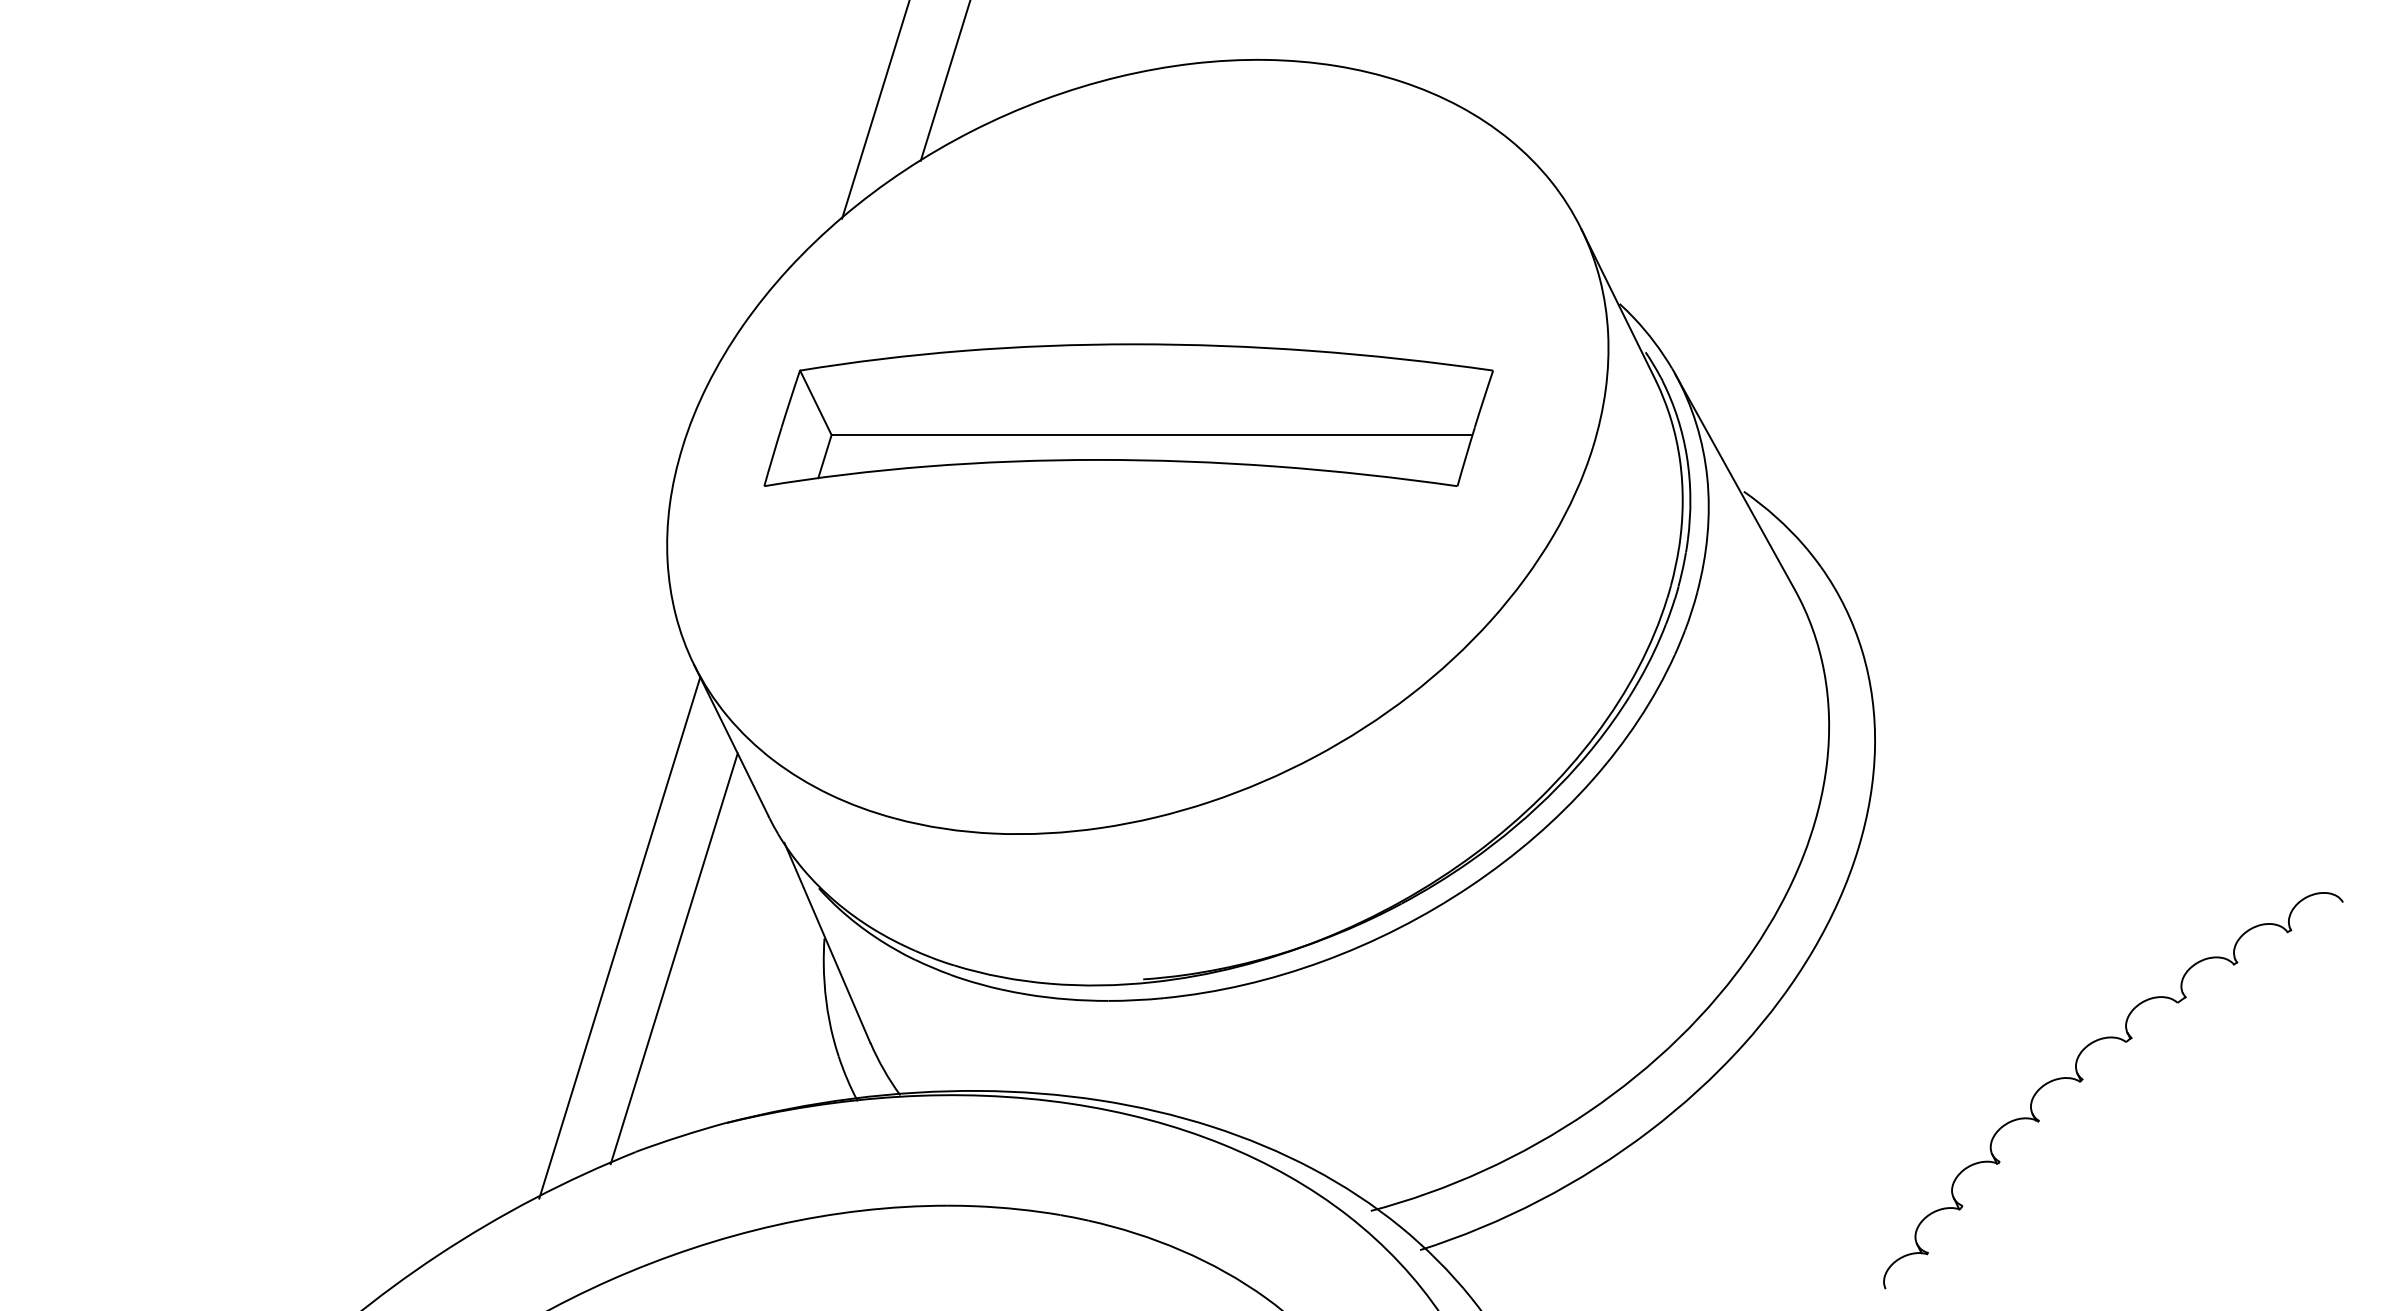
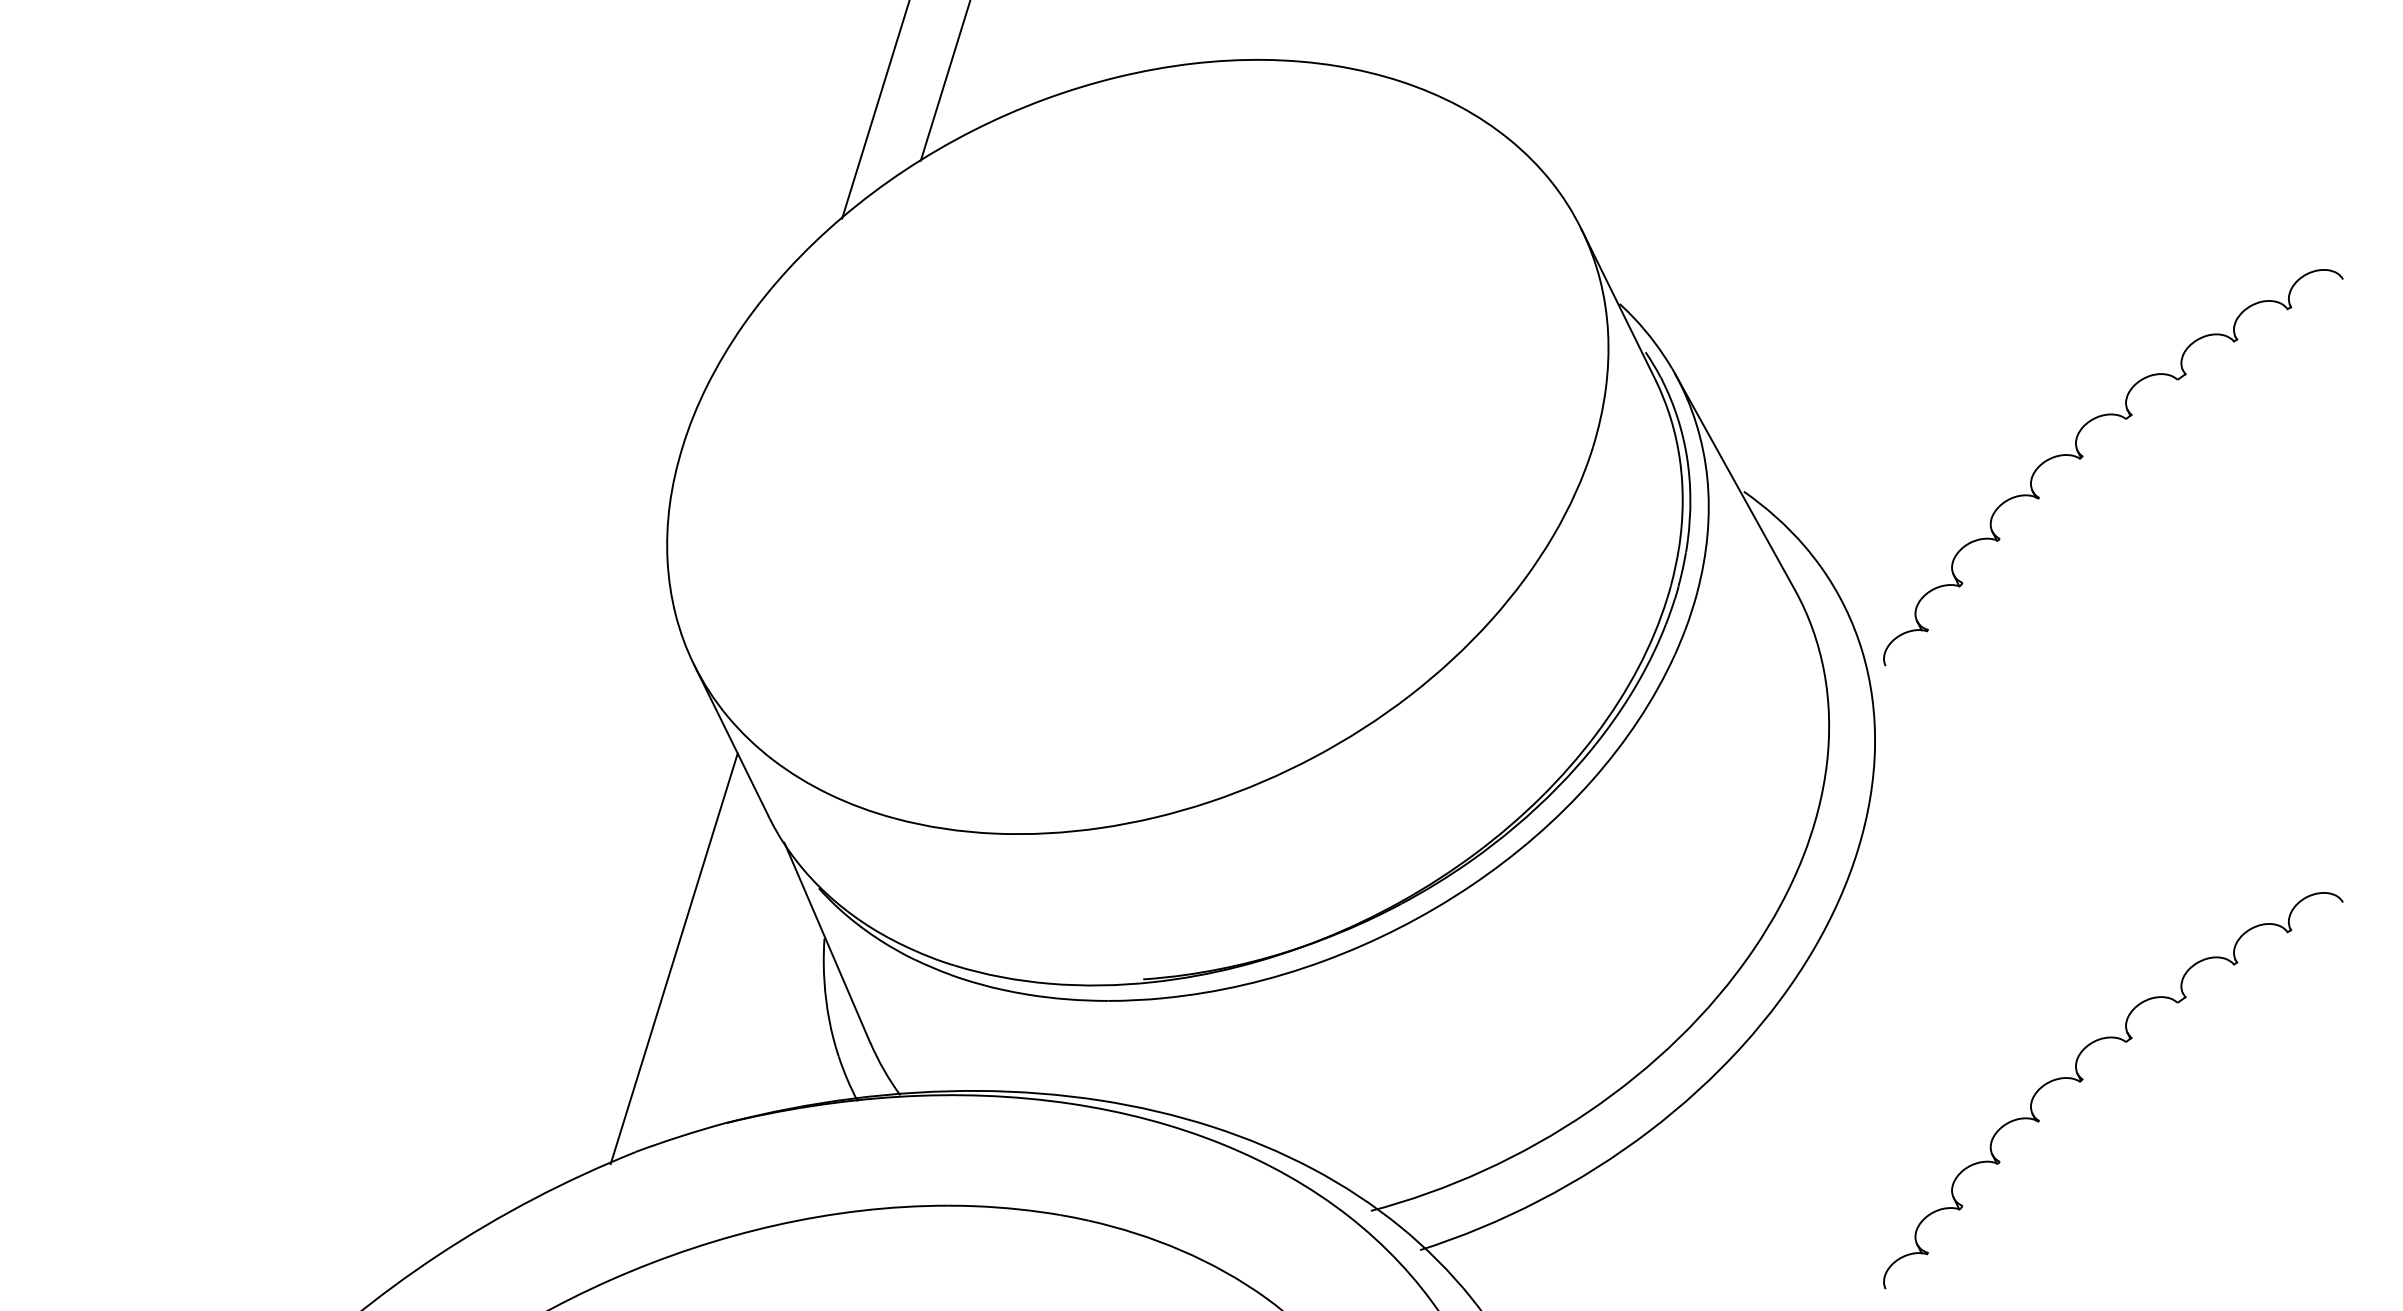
part: present -> none (1128, 414)
part: none -> present (2083, 456)
line: present -> none (619, 937)
